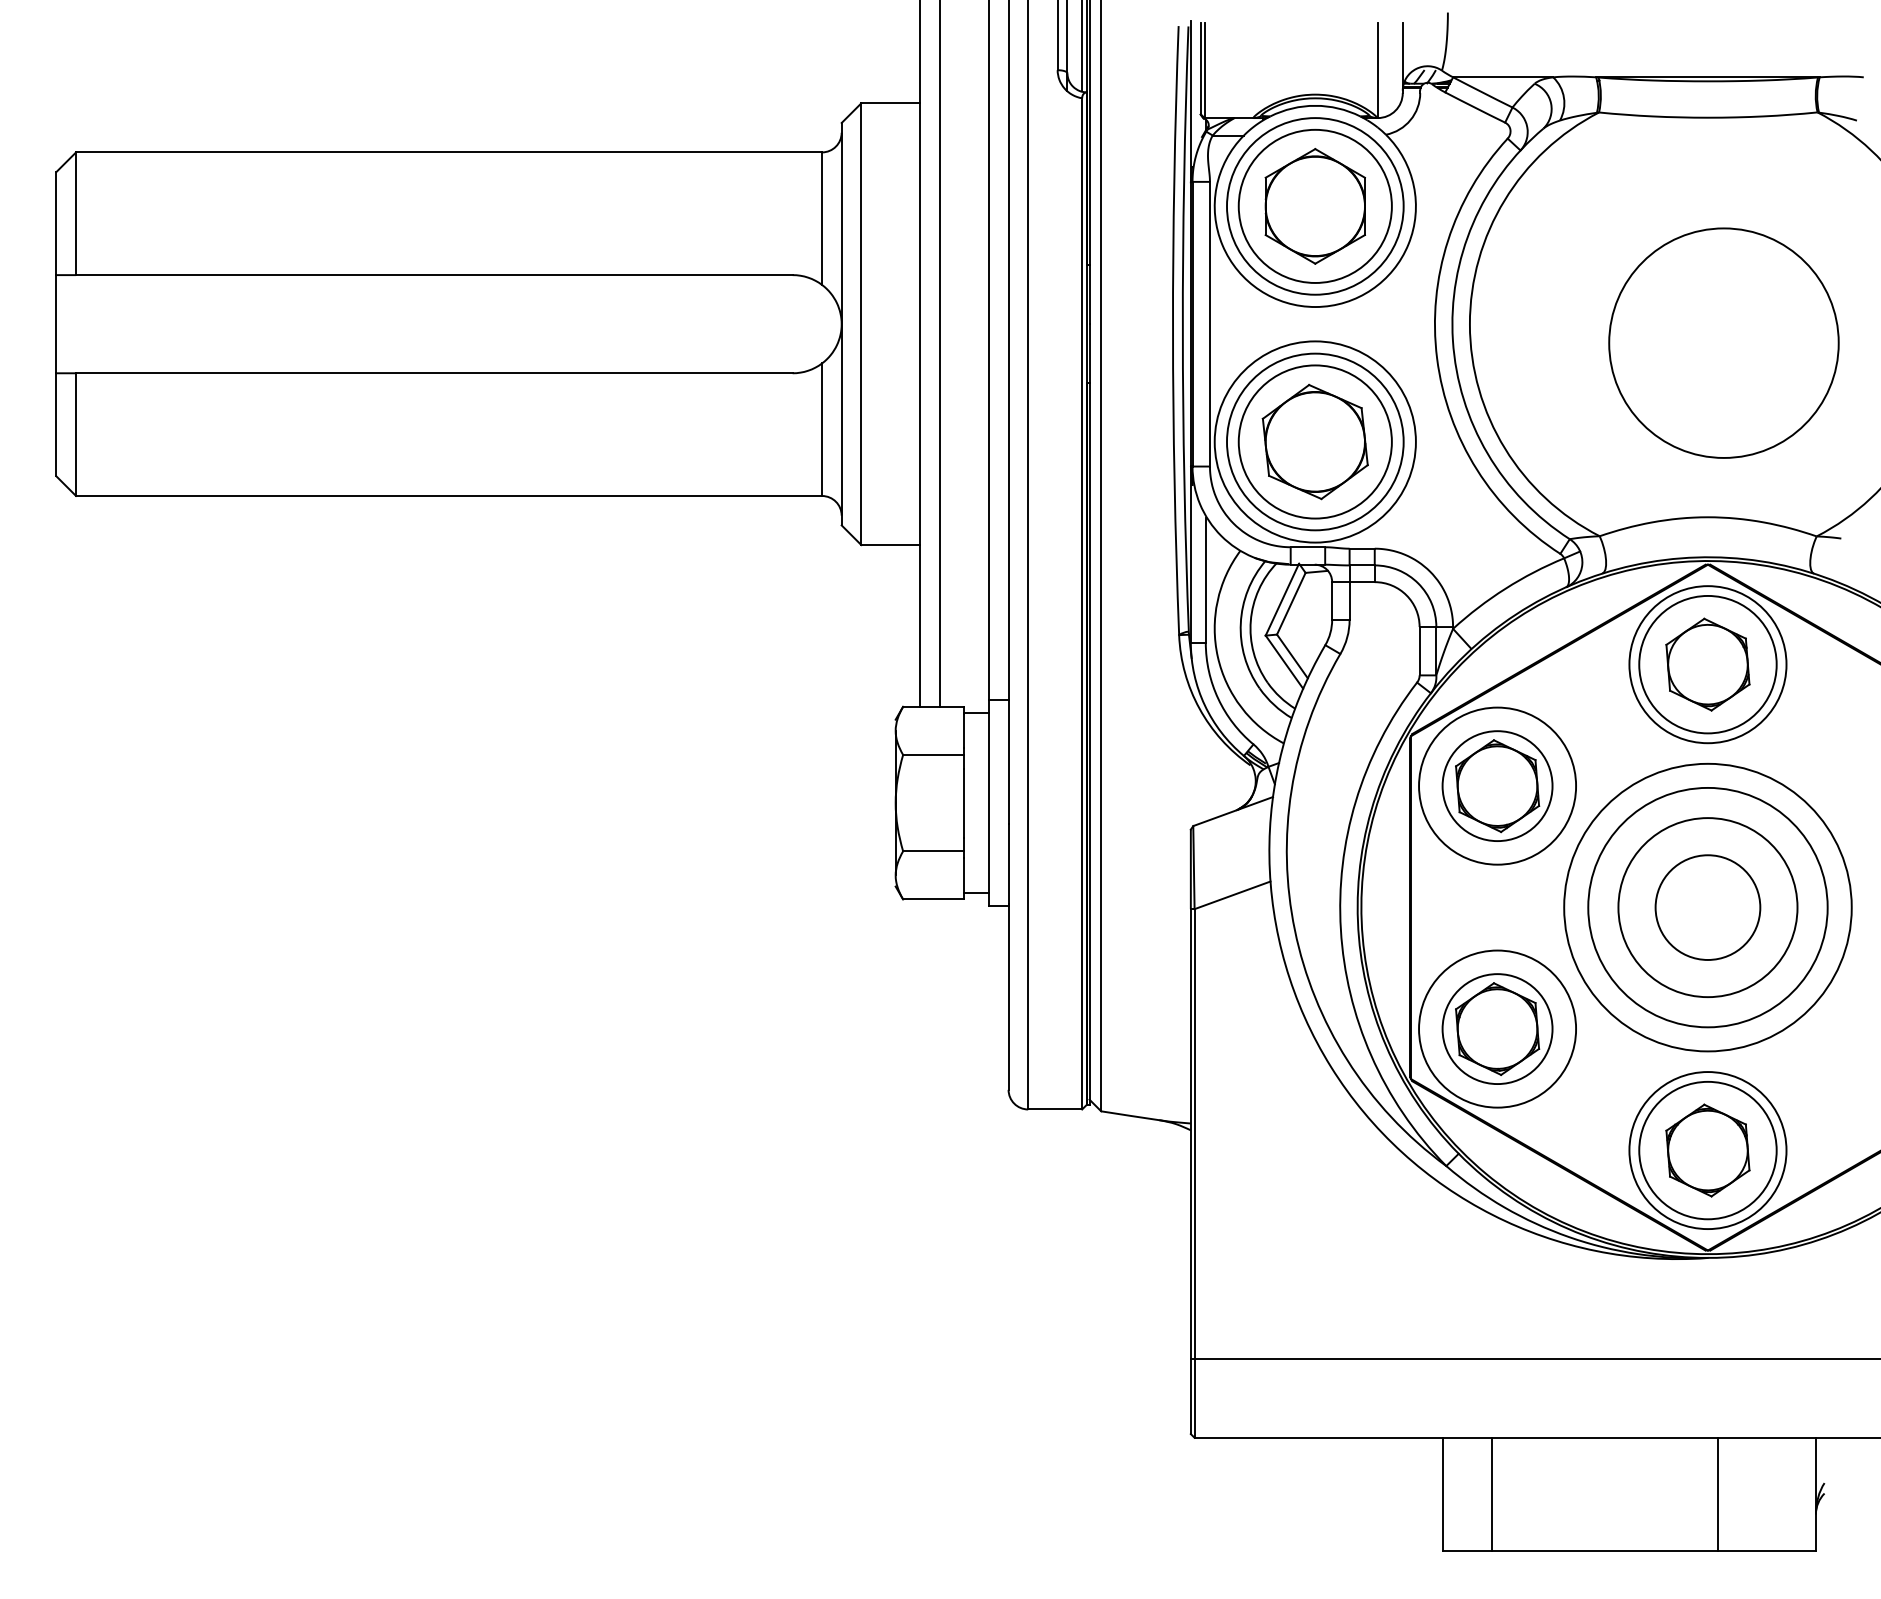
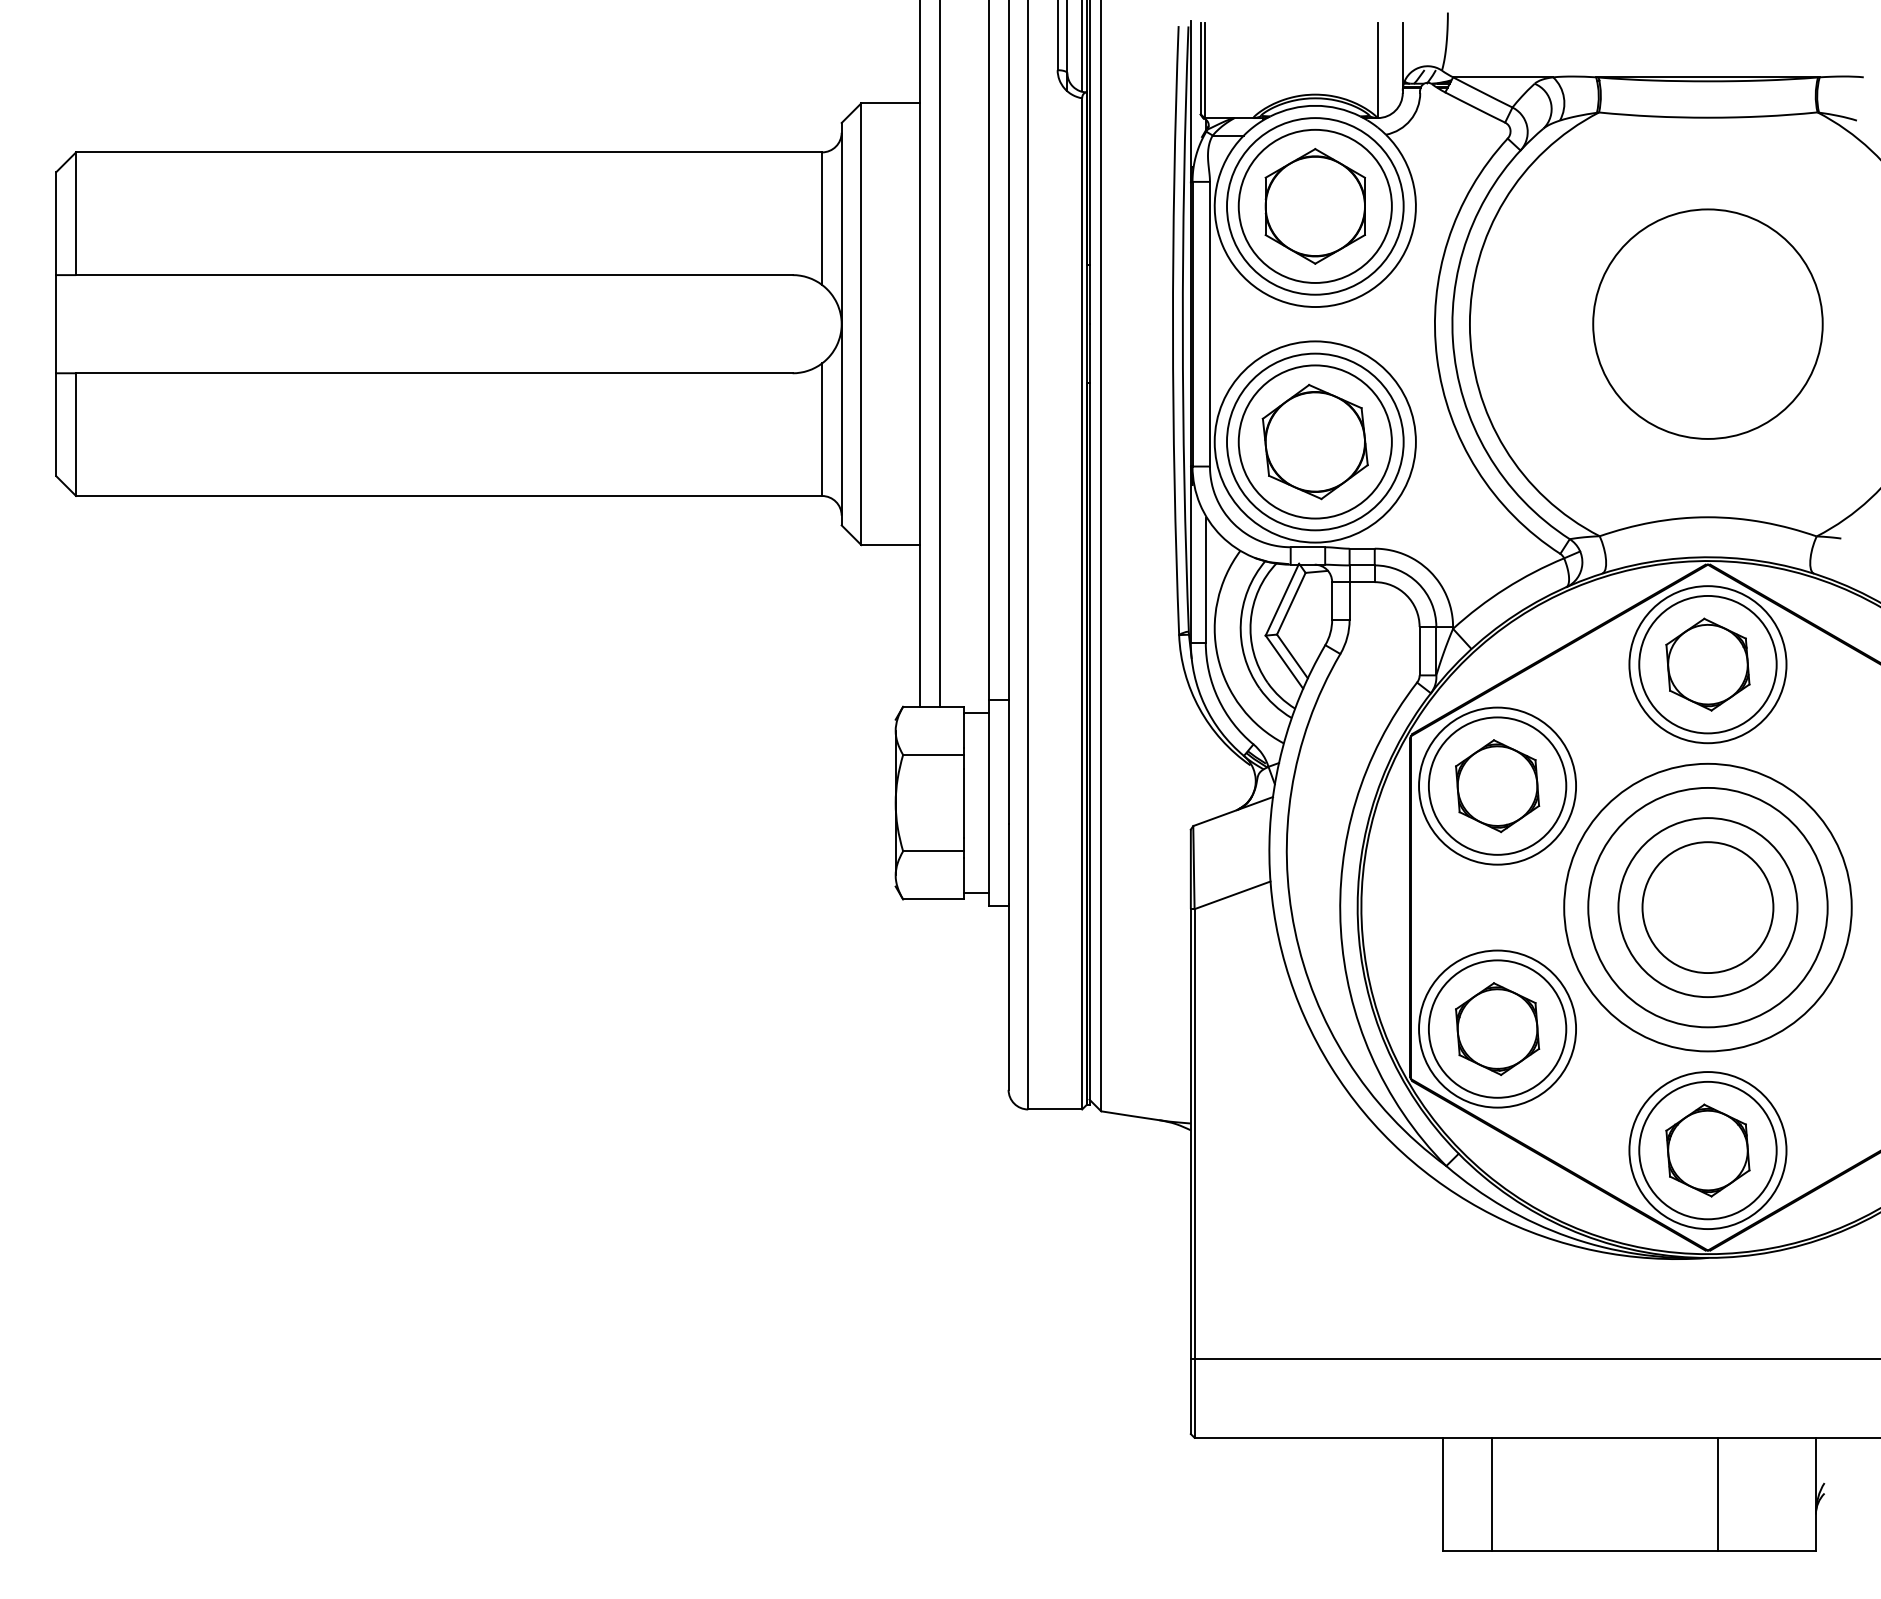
circle position: (1723, 342) -> (1707, 323) (1707, 323)
circle diameter: 110 px -> 137 px (1497, 785)
circle diameter: 105 px -> 131 px (1707, 907)
circle diameter: 110 px -> 137 px (1497, 1028)
